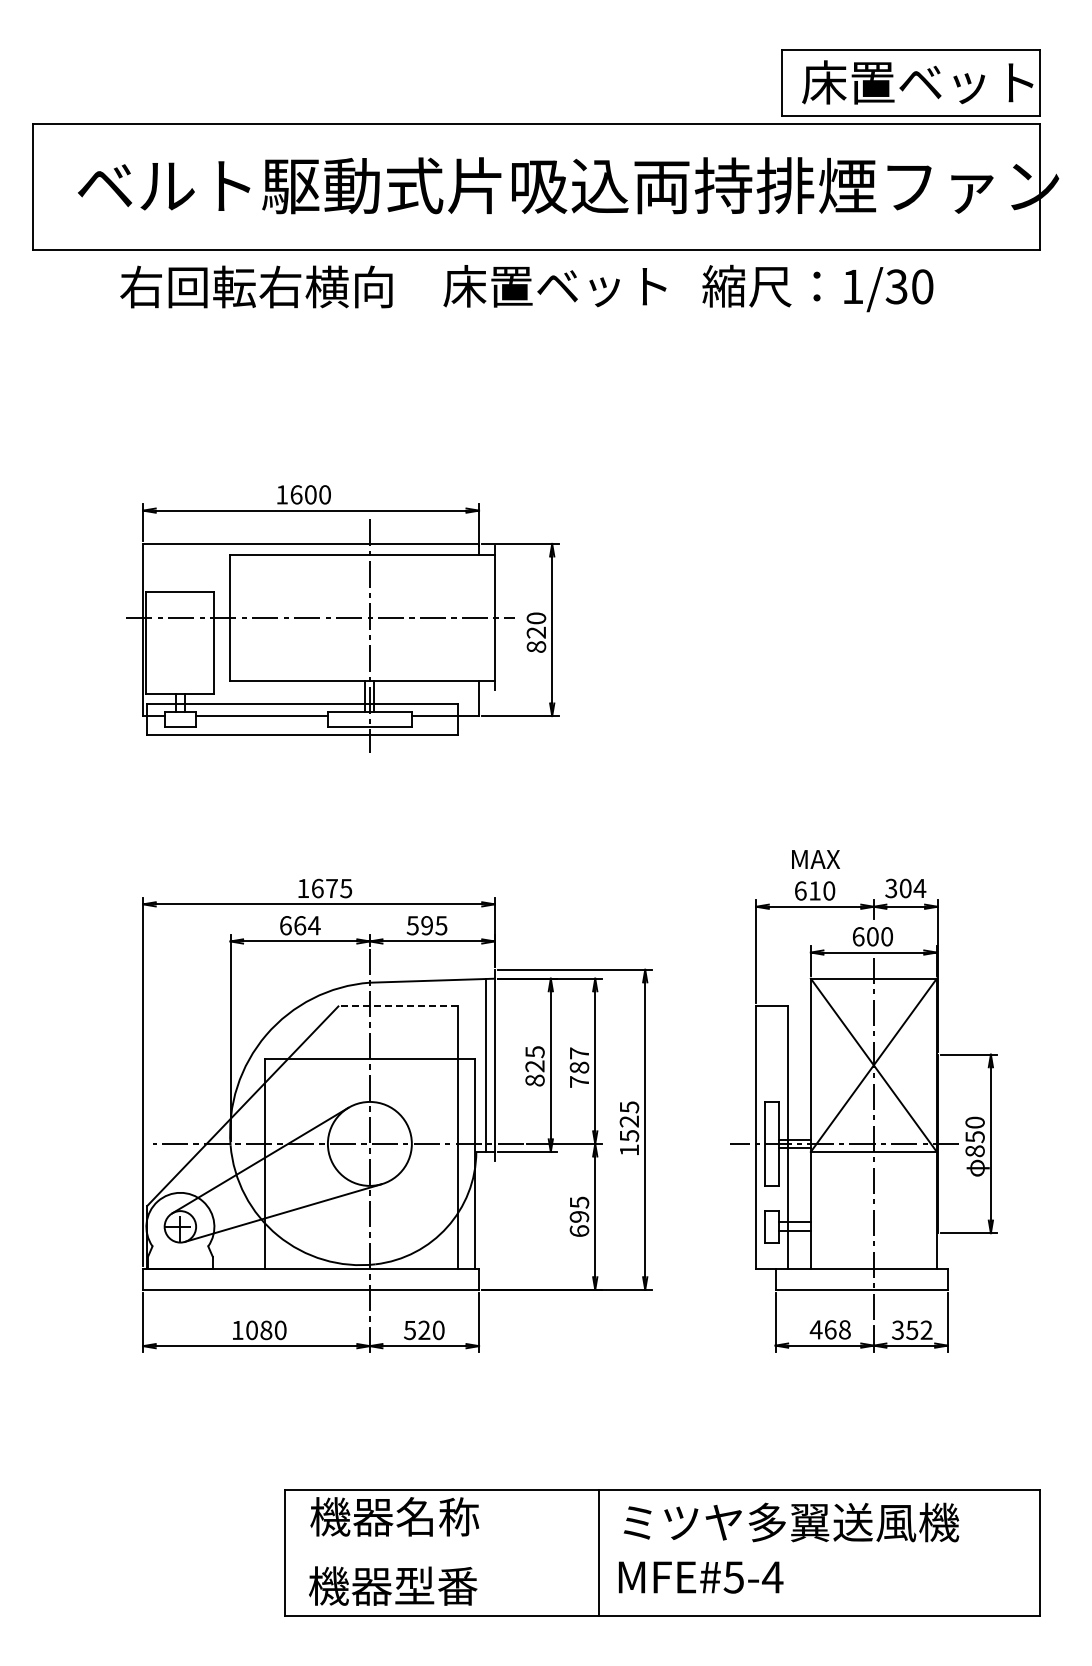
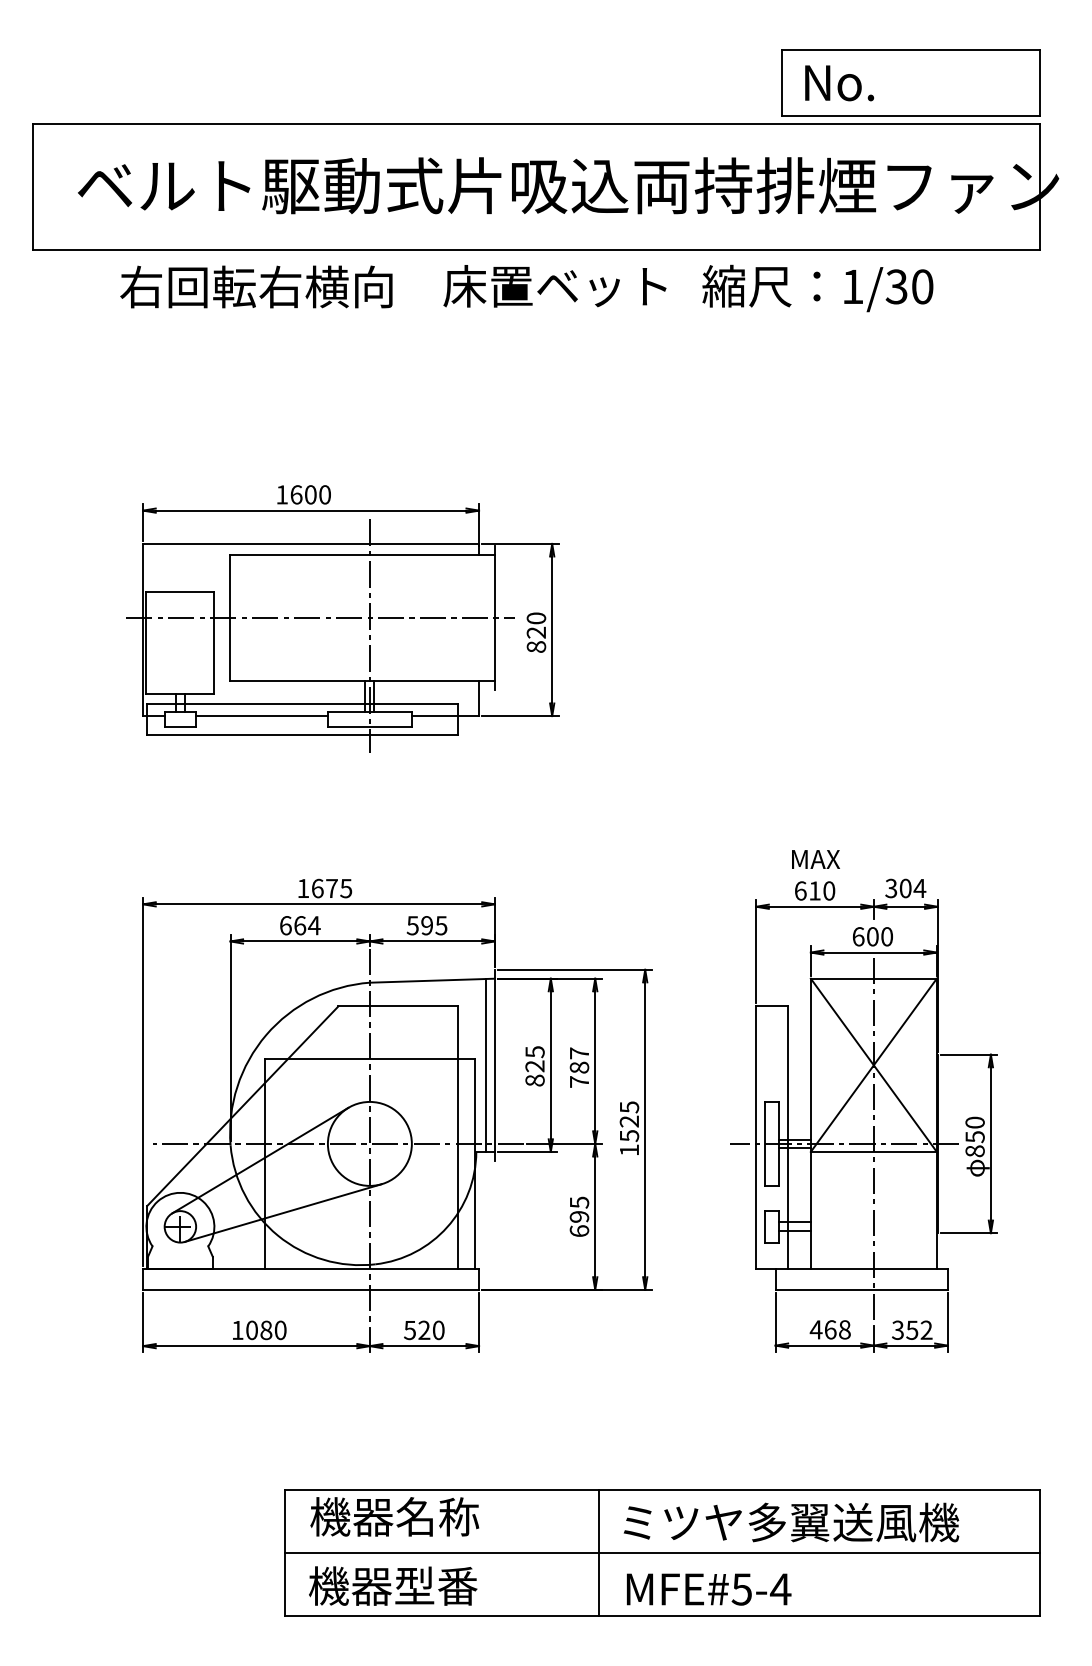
text: 床置ベット -> No. (917, 82)
line: dashed -> solid (398, 1006)
line: none -> present (662, 1553)
text position: (701, 1577) -> (709, 1589) (709, 1589)
